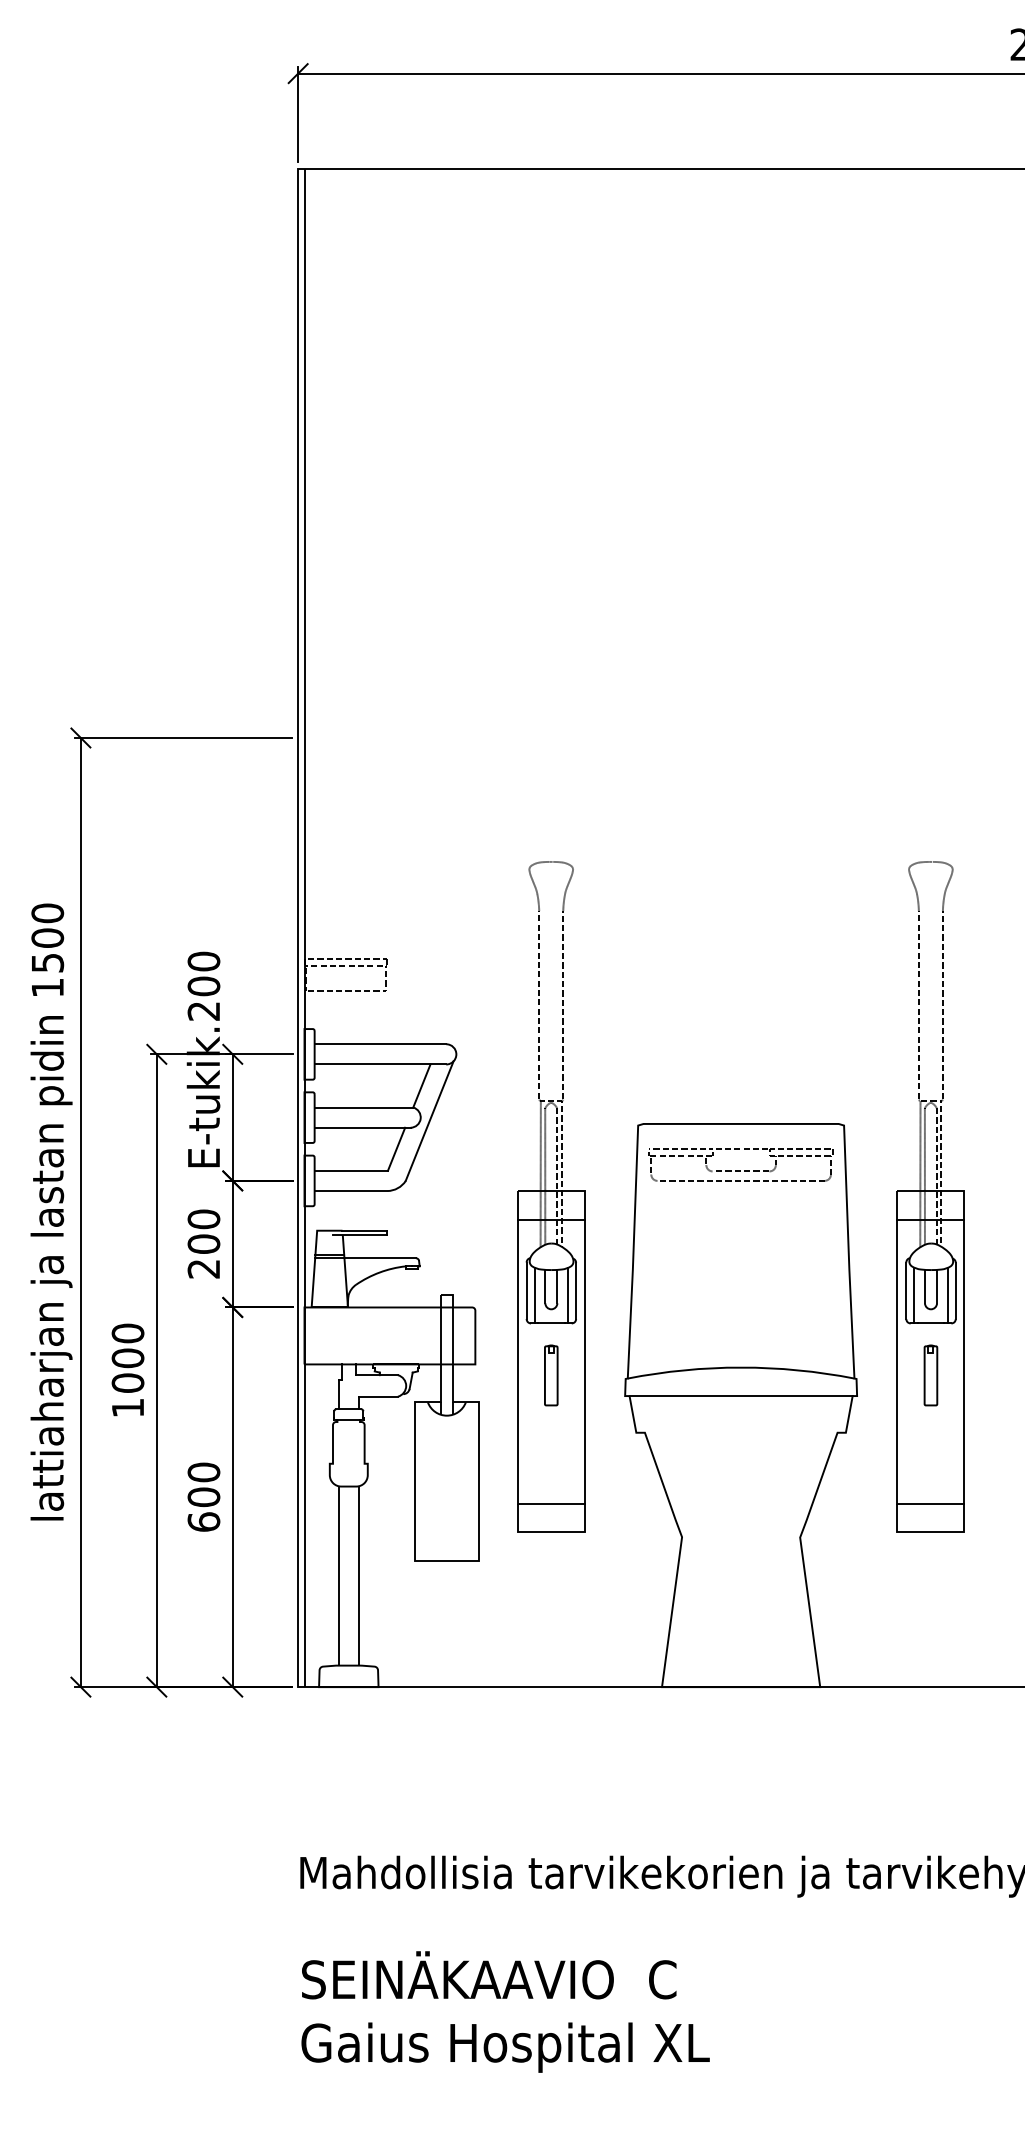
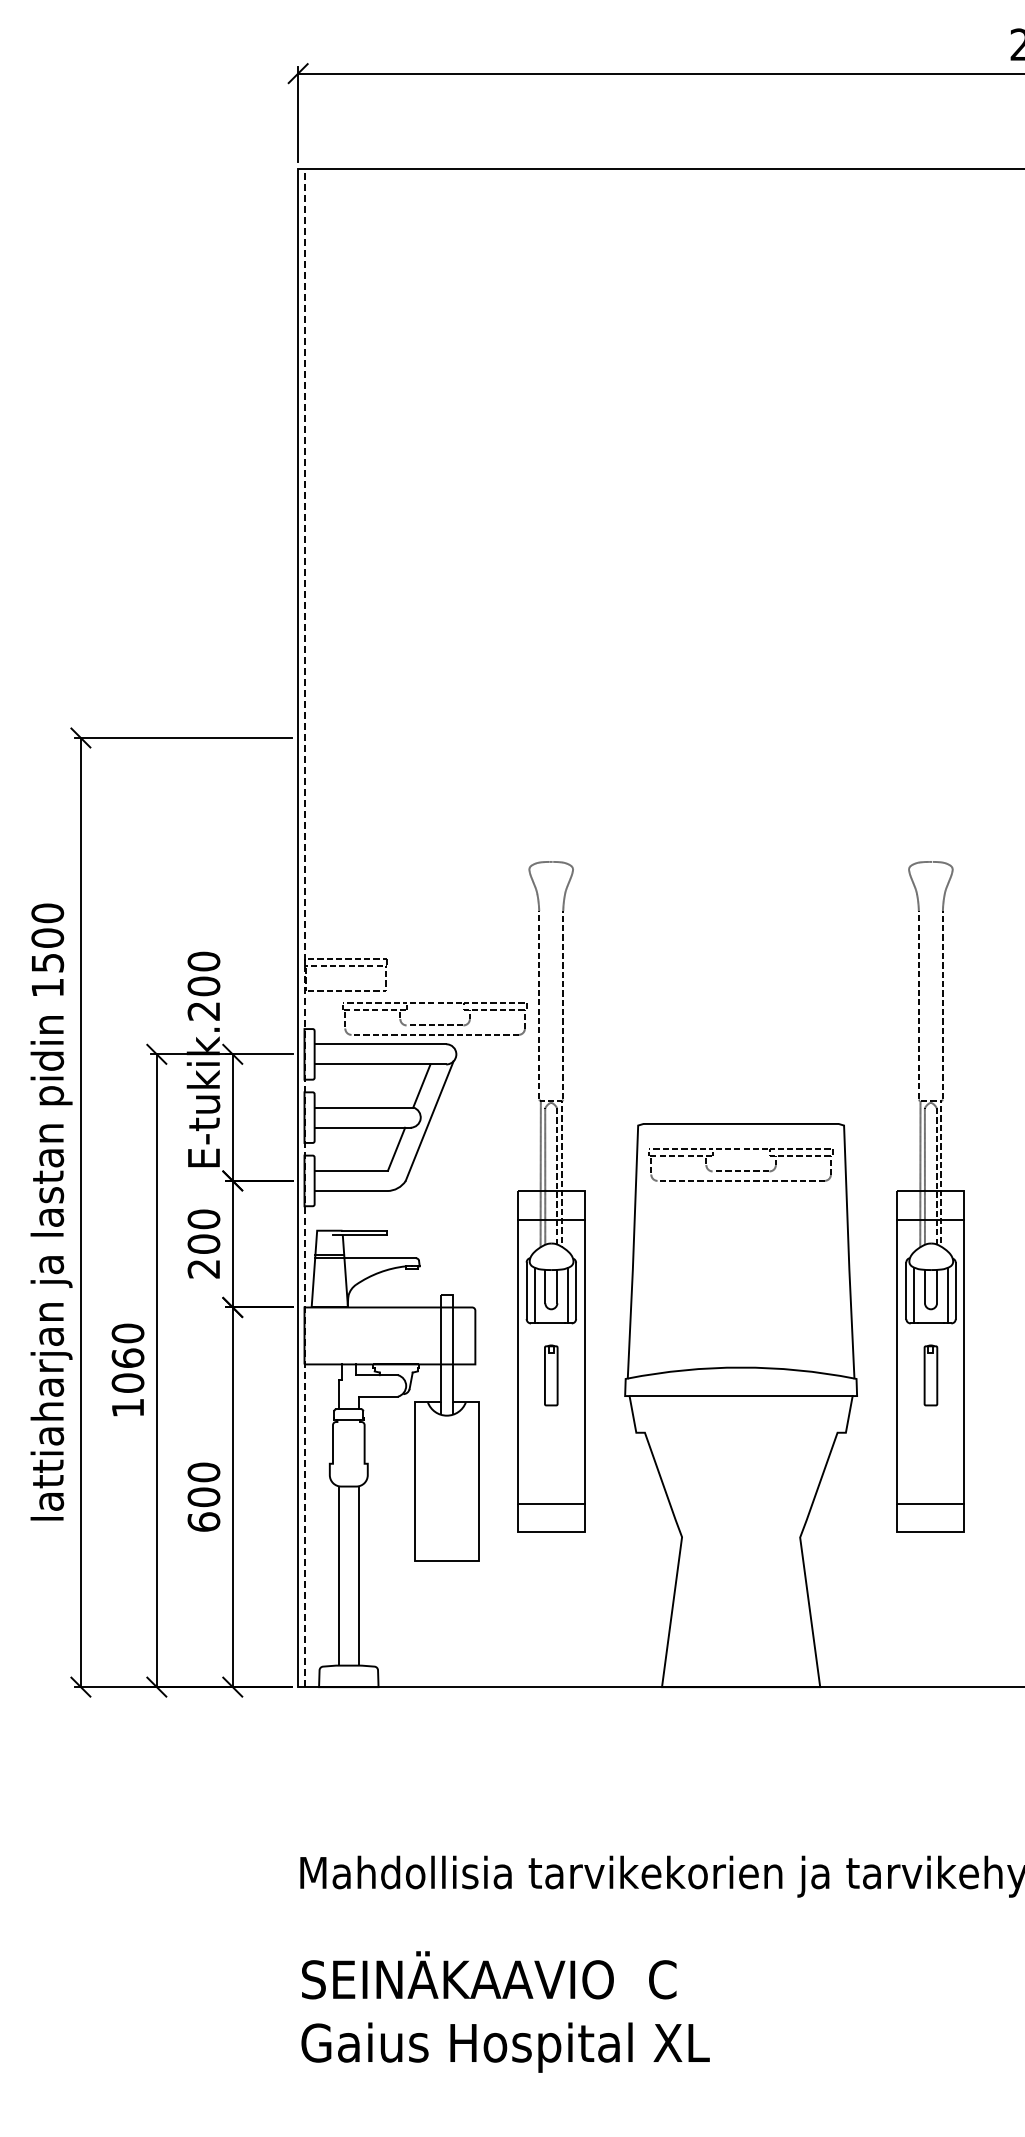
line: solid -> dashed (304, 927)
part: none -> present (434, 1018)
text: 1000 -> 1060 (127, 1358)
